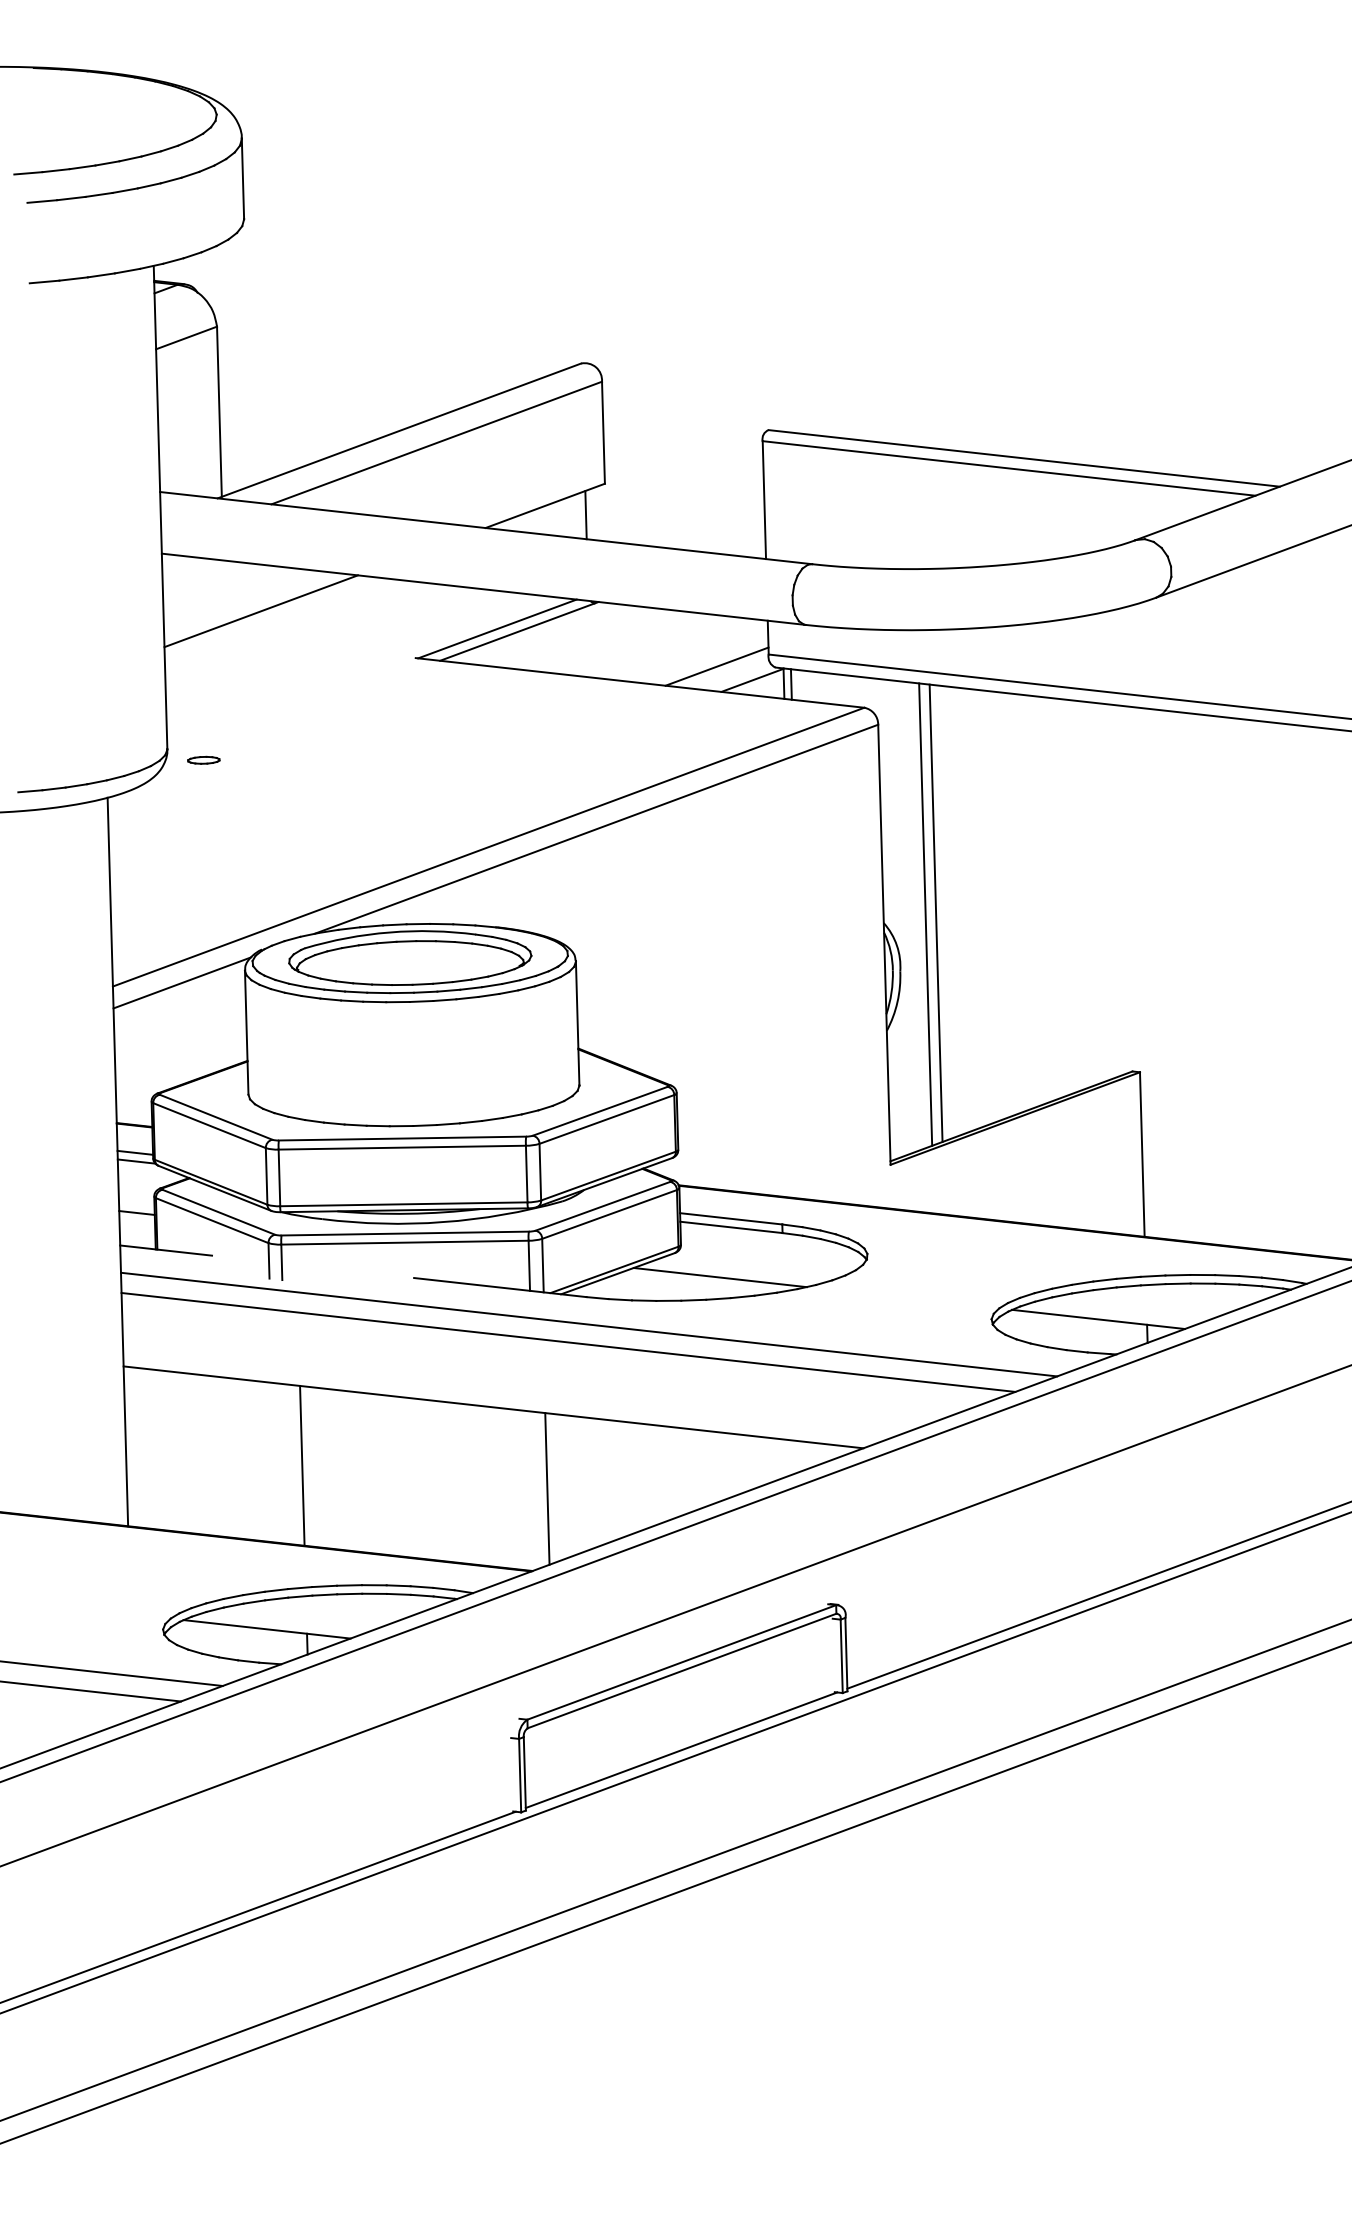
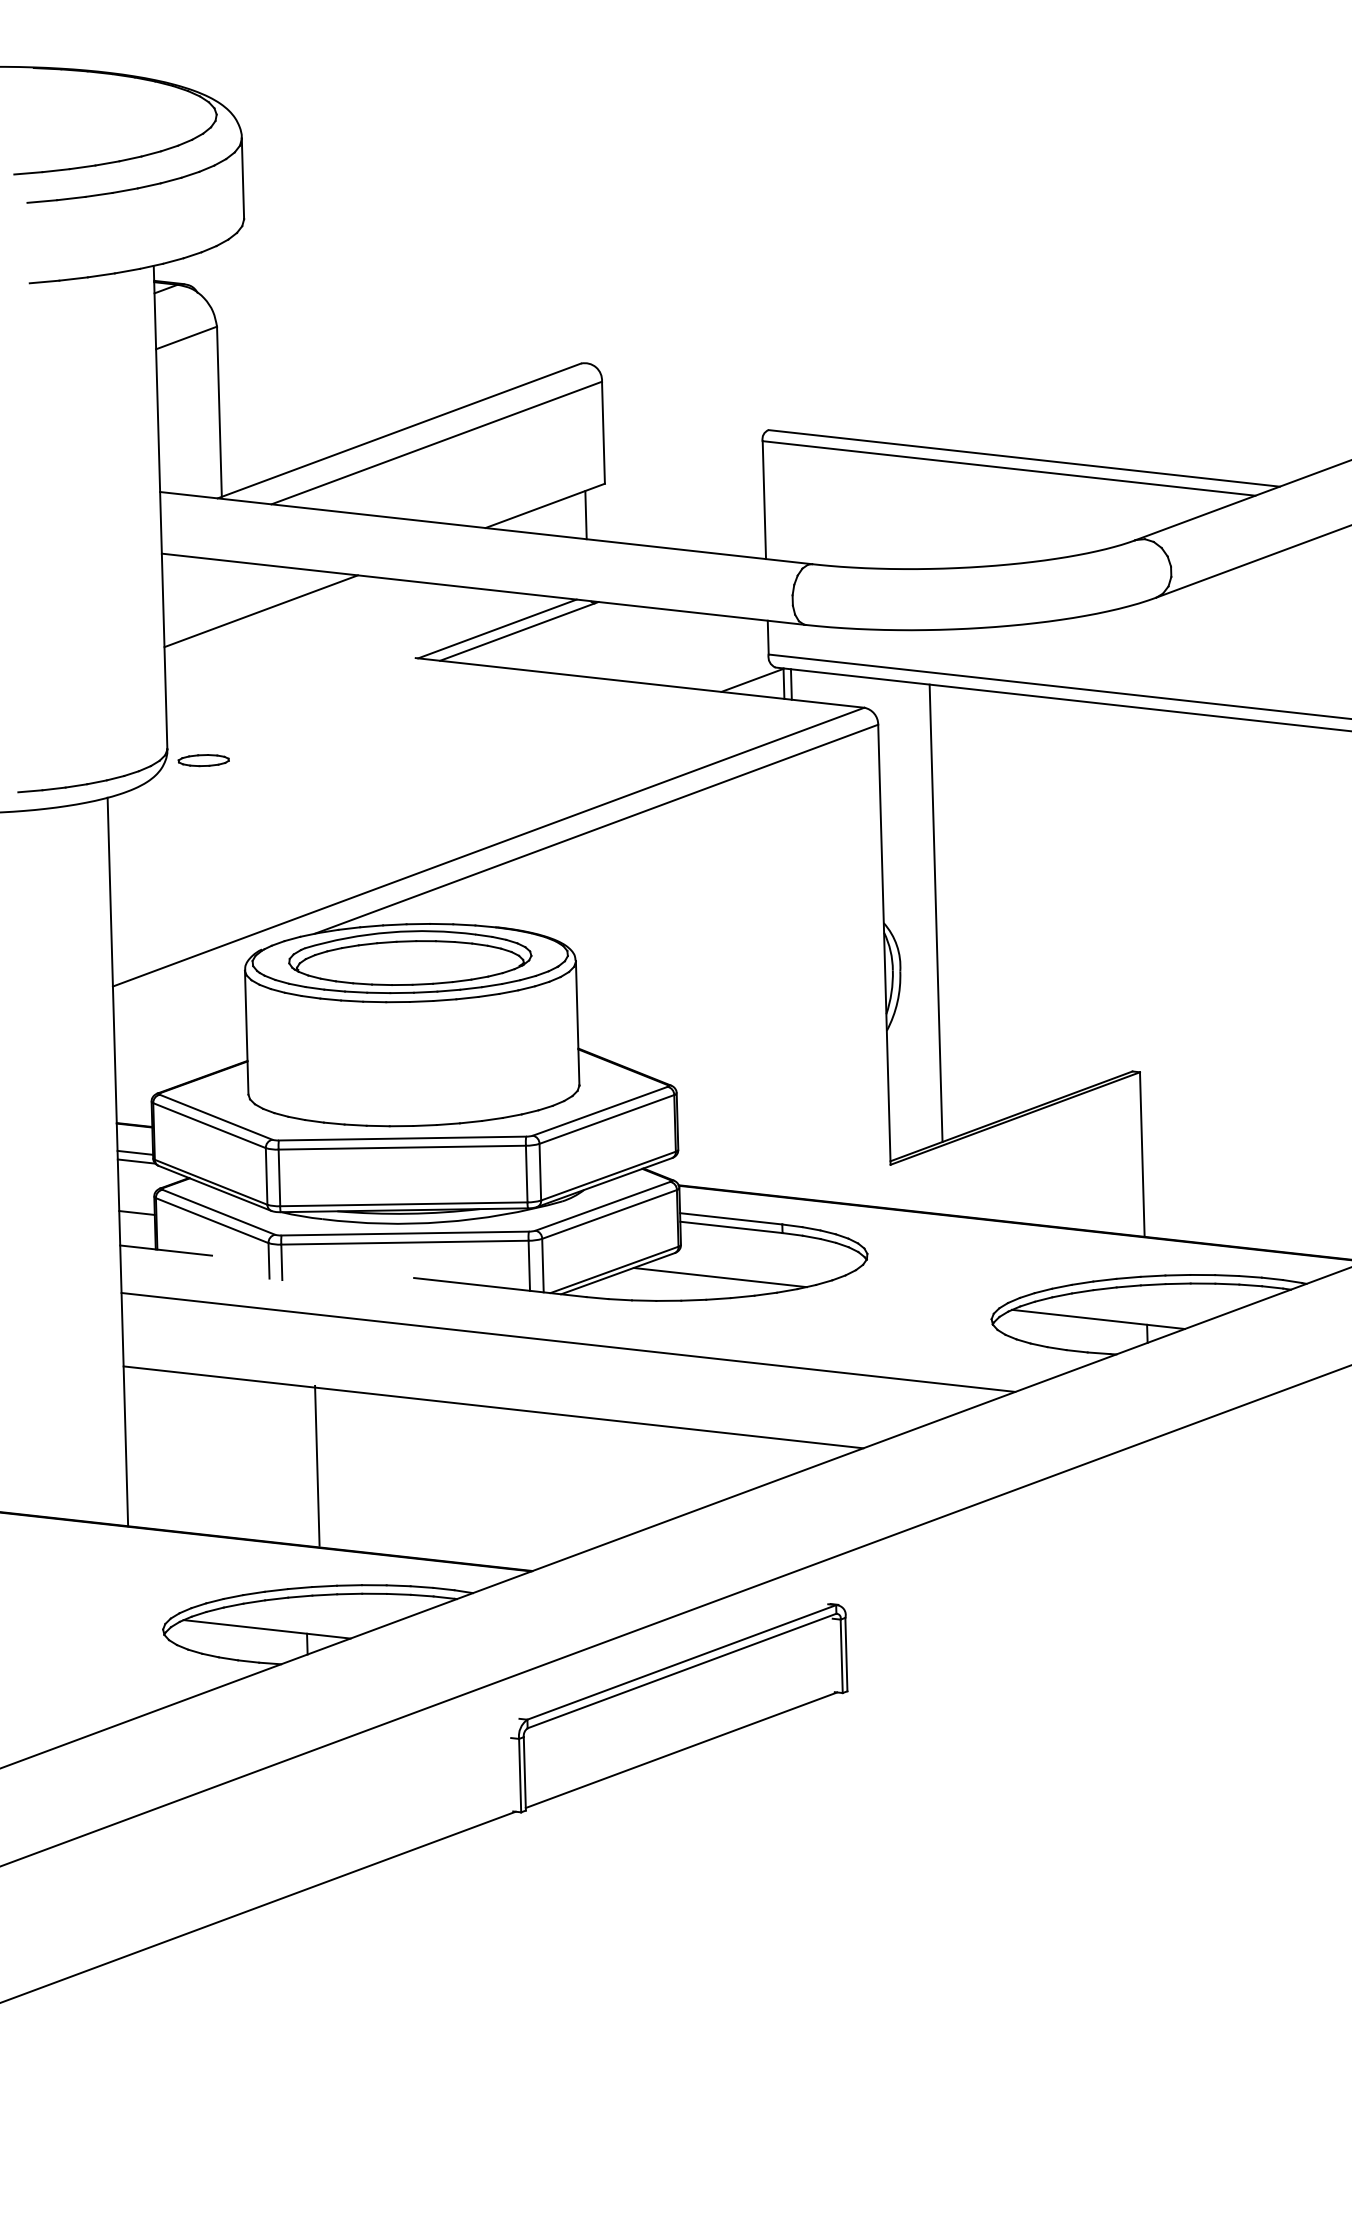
line: present -> none (716, 666)
part size: 34x10 px -> 53x14 px (203, 760)
line: present -> none (925, 914)
line: present -> none (182, 982)
line: present -> none (589, 1324)
line position: (302, 1465) -> (317, 1465) (317, 1465)
line: present -> none (547, 1488)
line: present -> none (675, 1531)
line: present -> none (1097, 1595)
line: present -> none (112, 1673)
line: present -> none (91, 1691)
line: present -> none (675, 1762)
line: present -> none (675, 1870)
line: present -> none (675, 1892)
